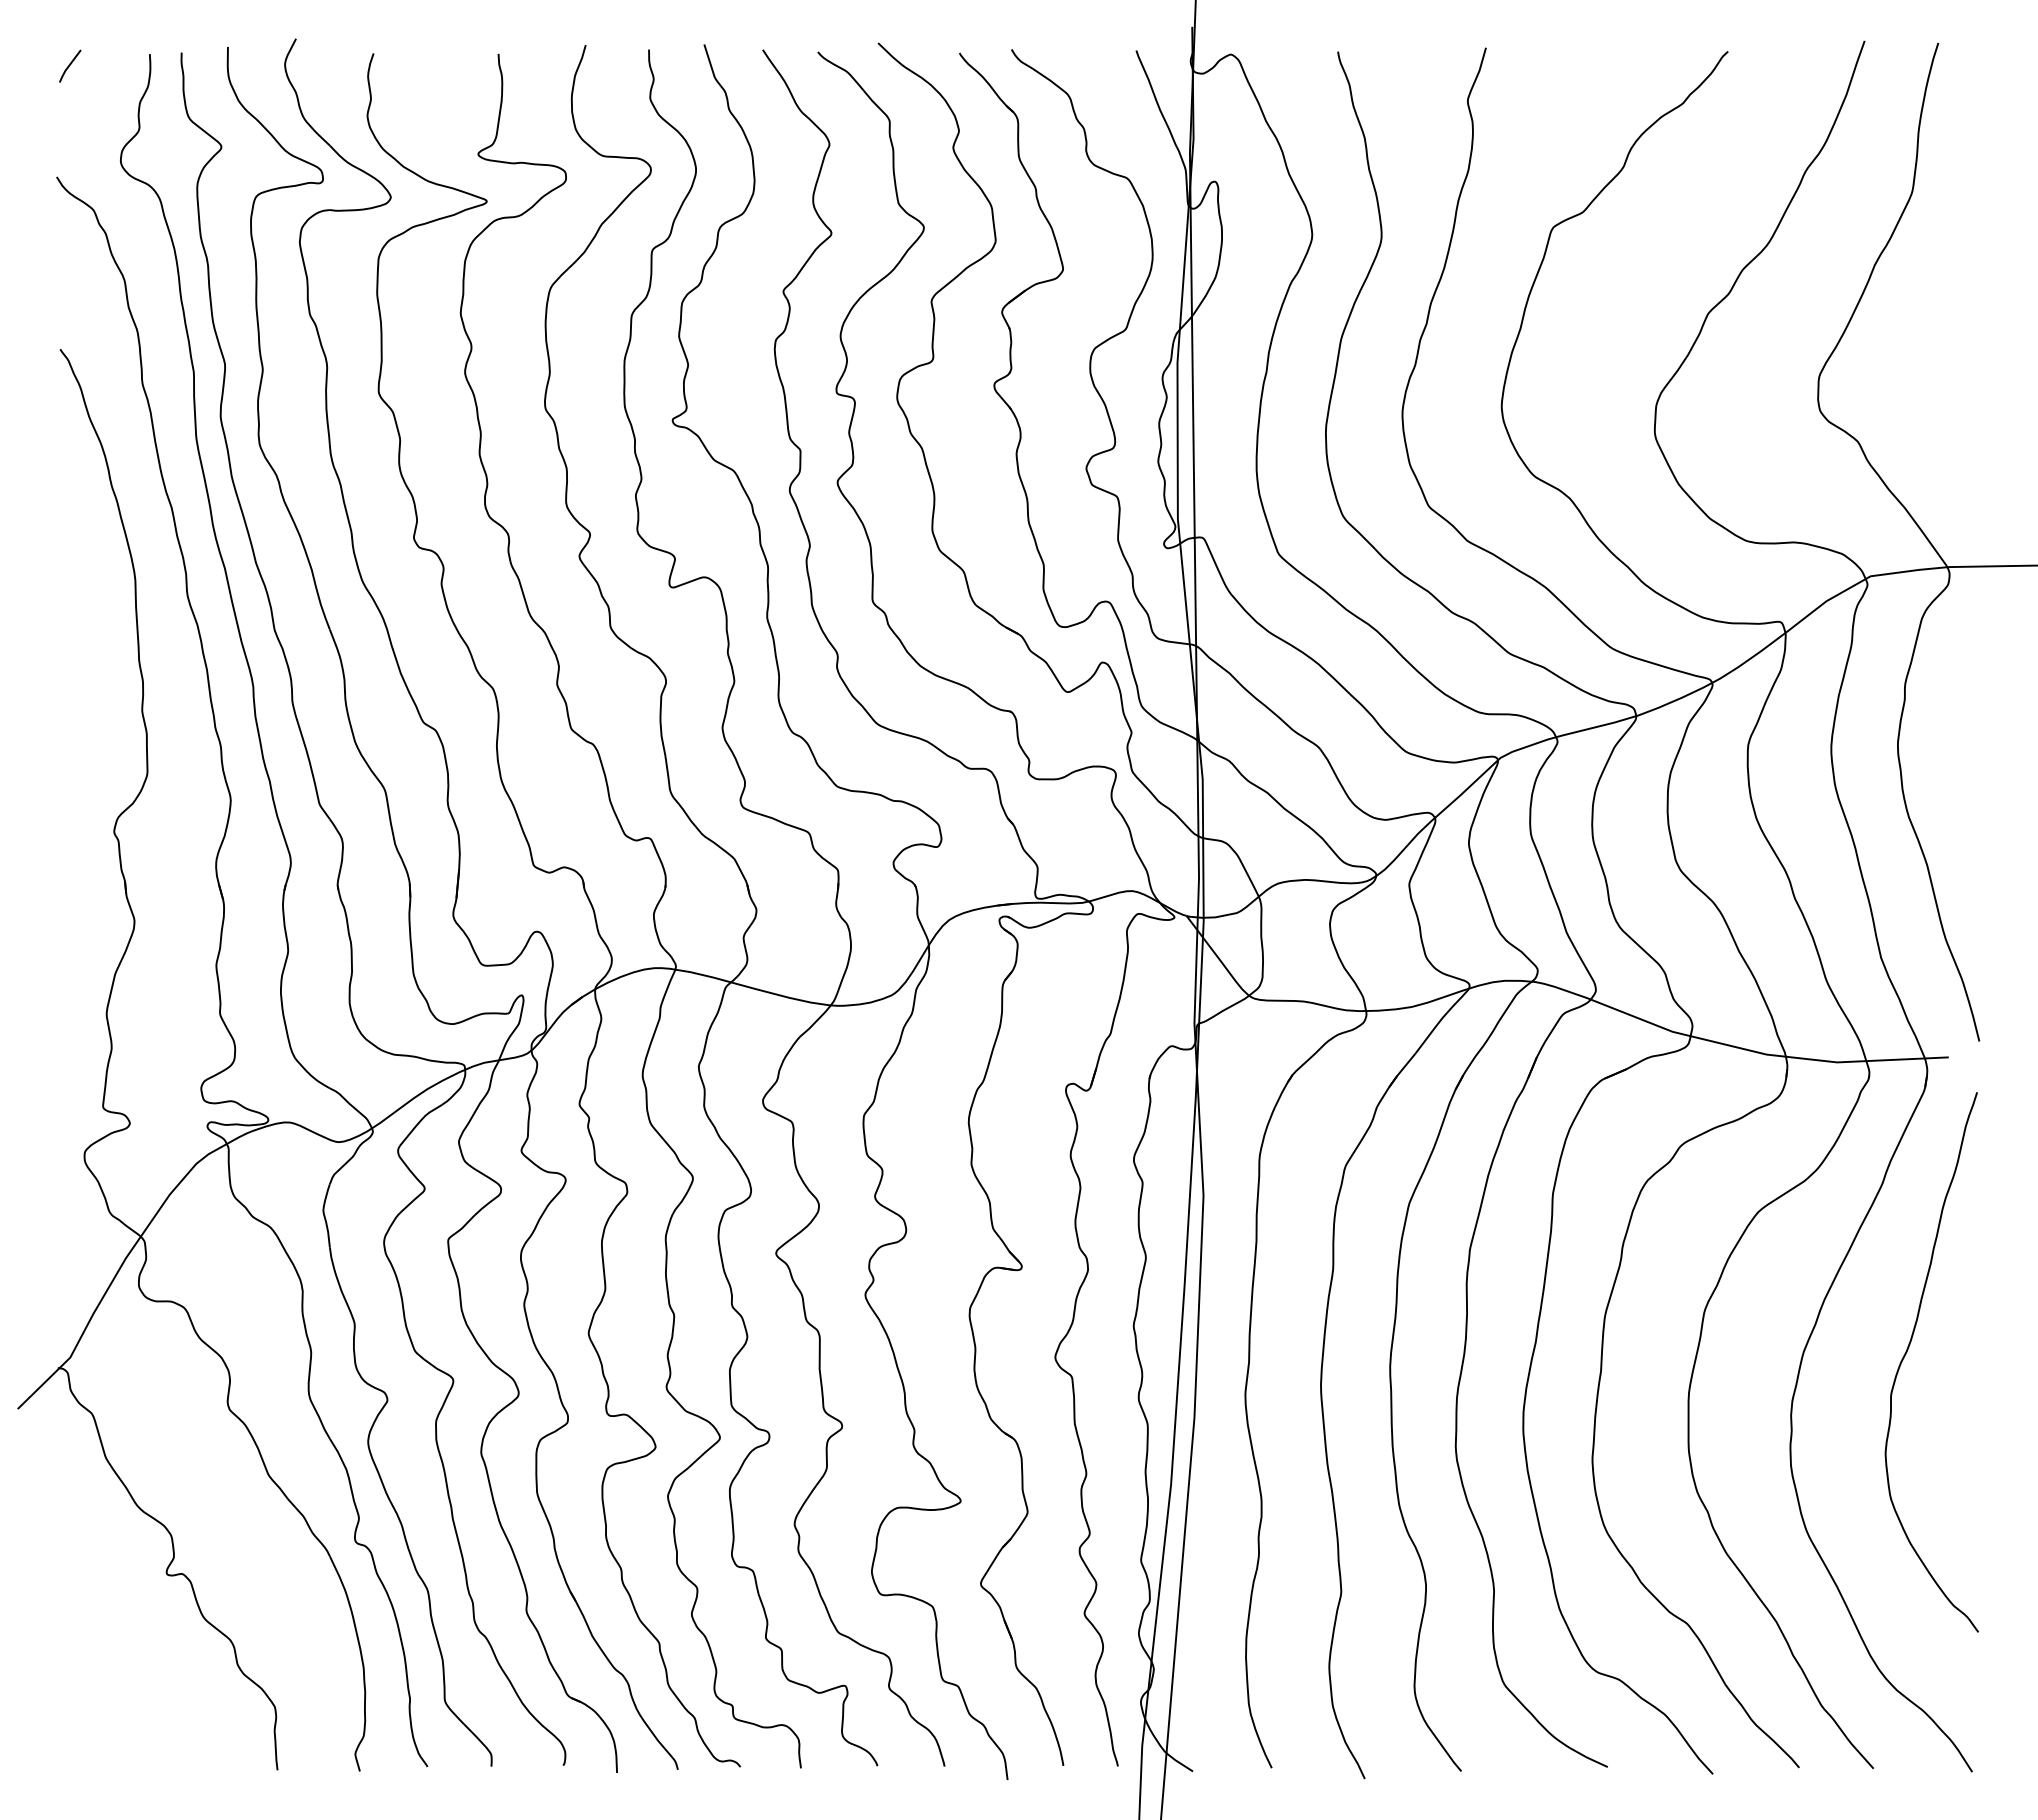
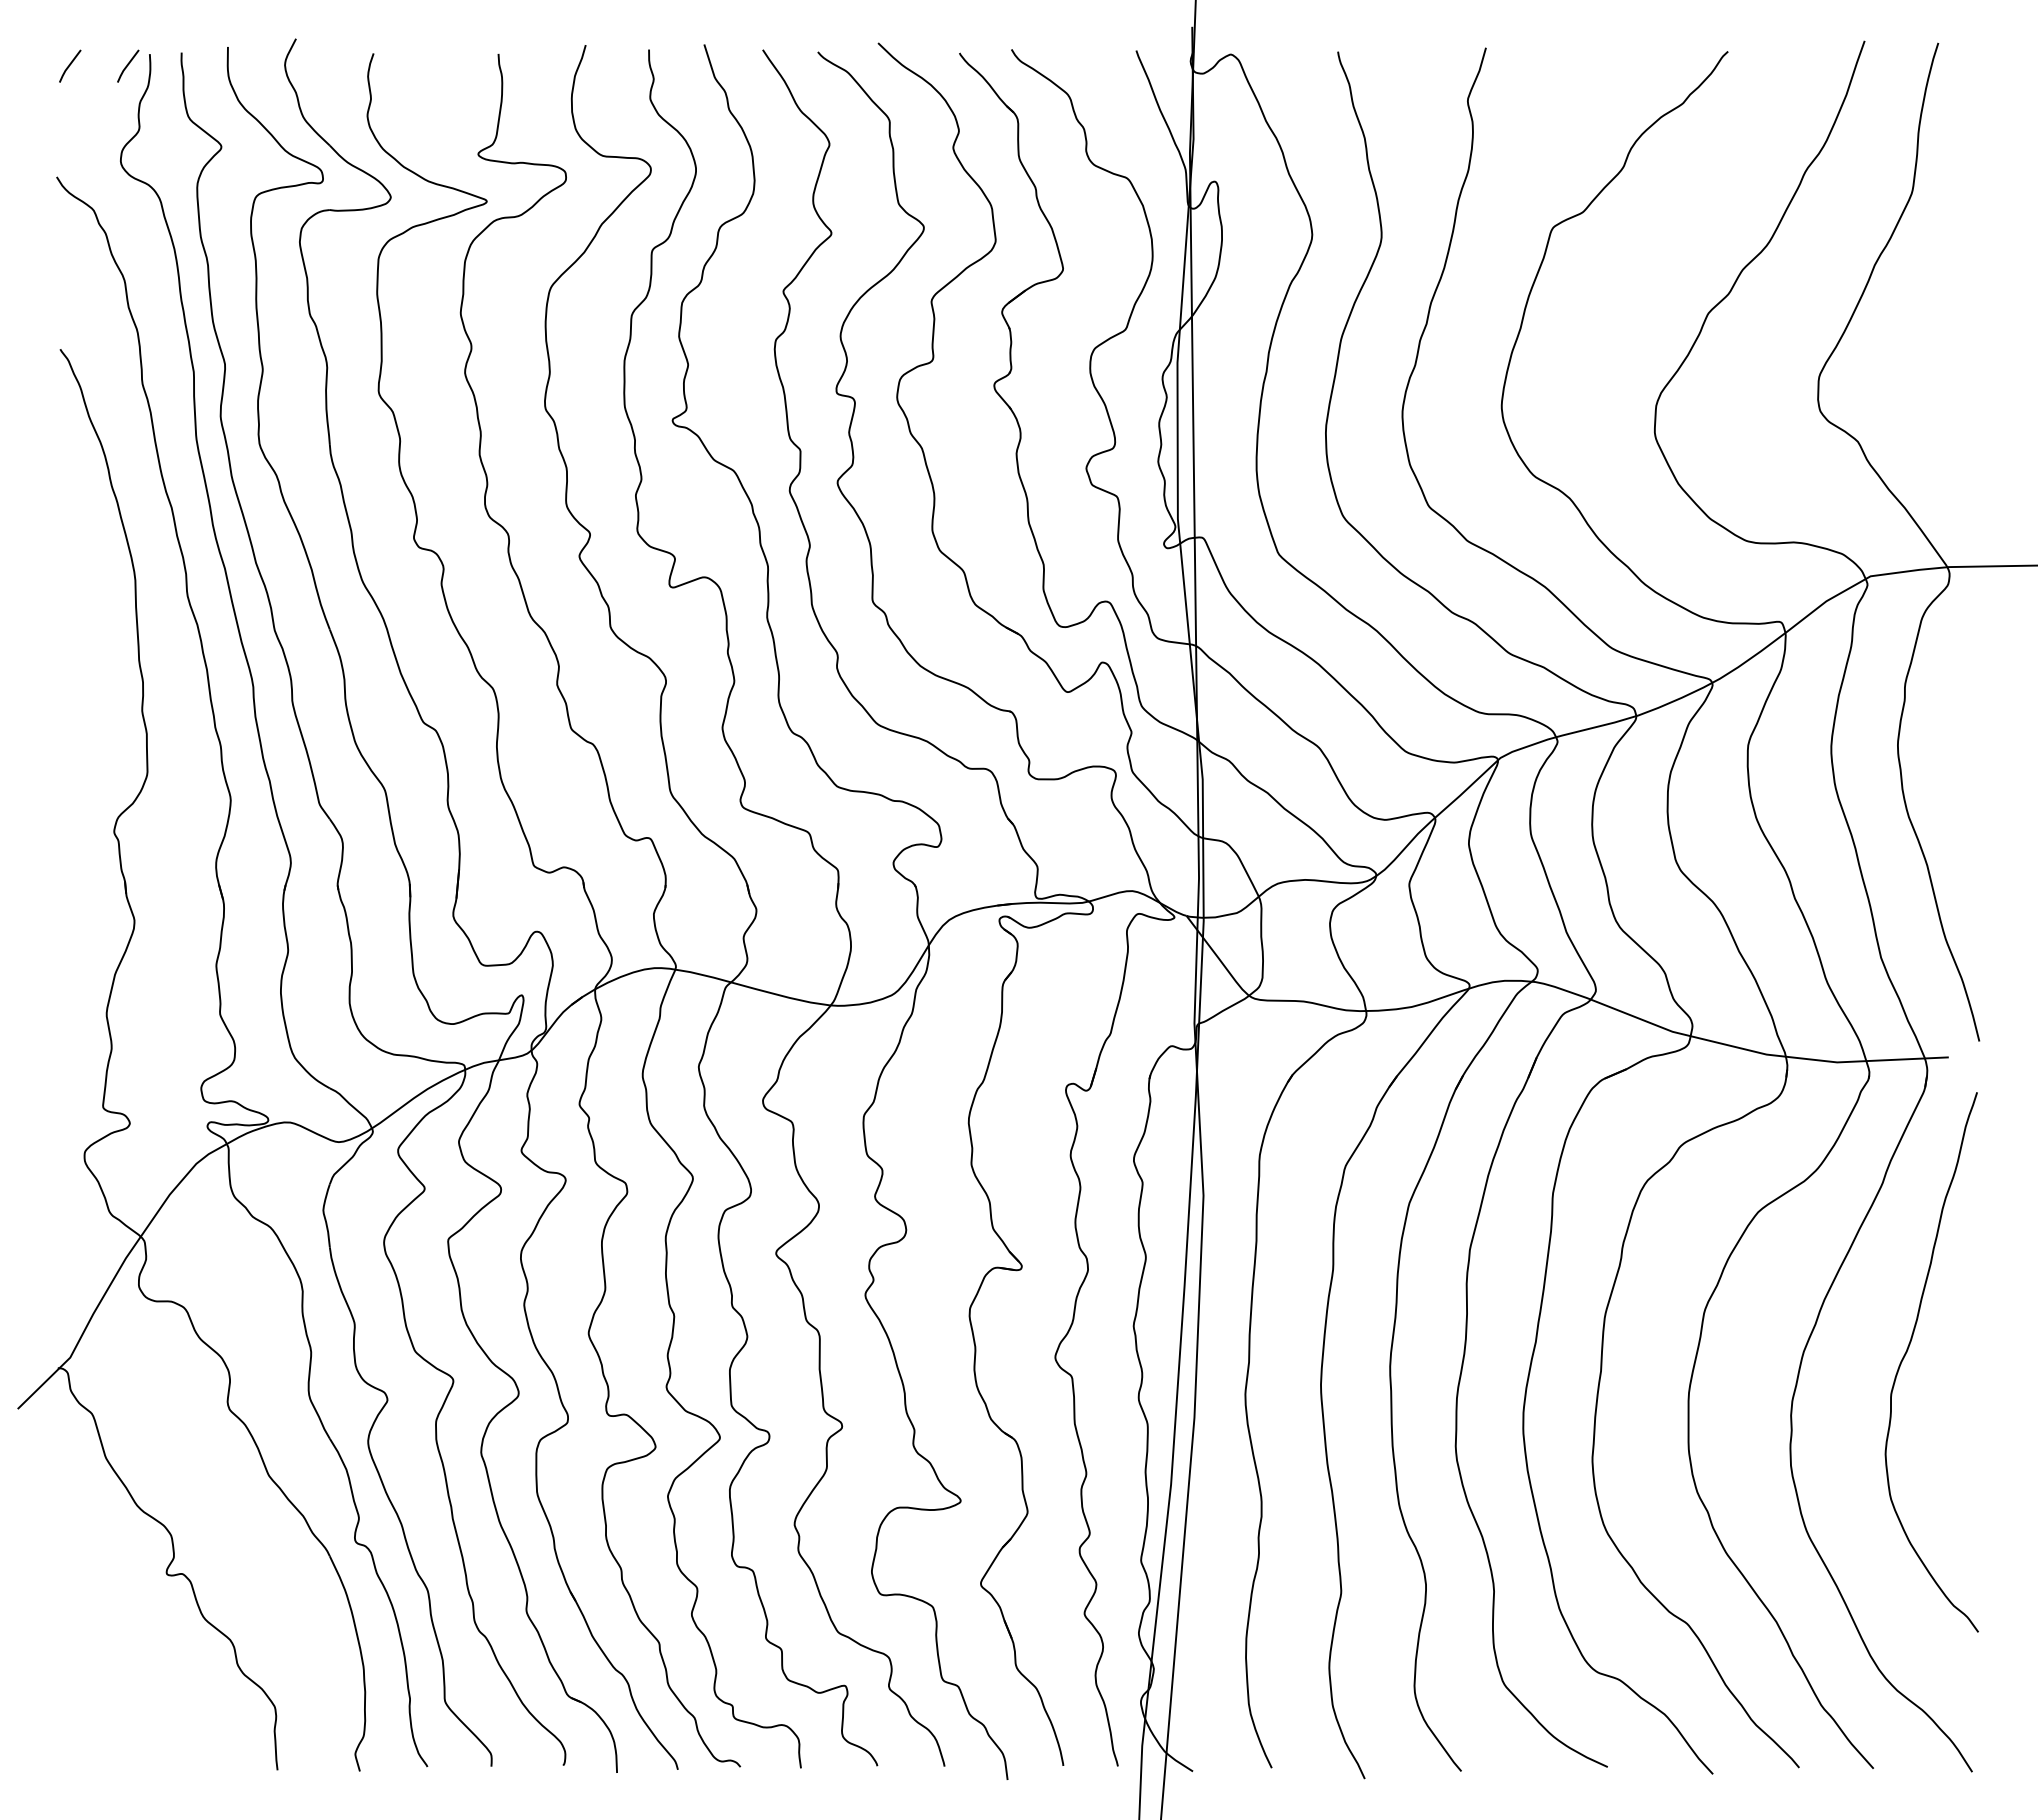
line: none -> present (128, 65)
